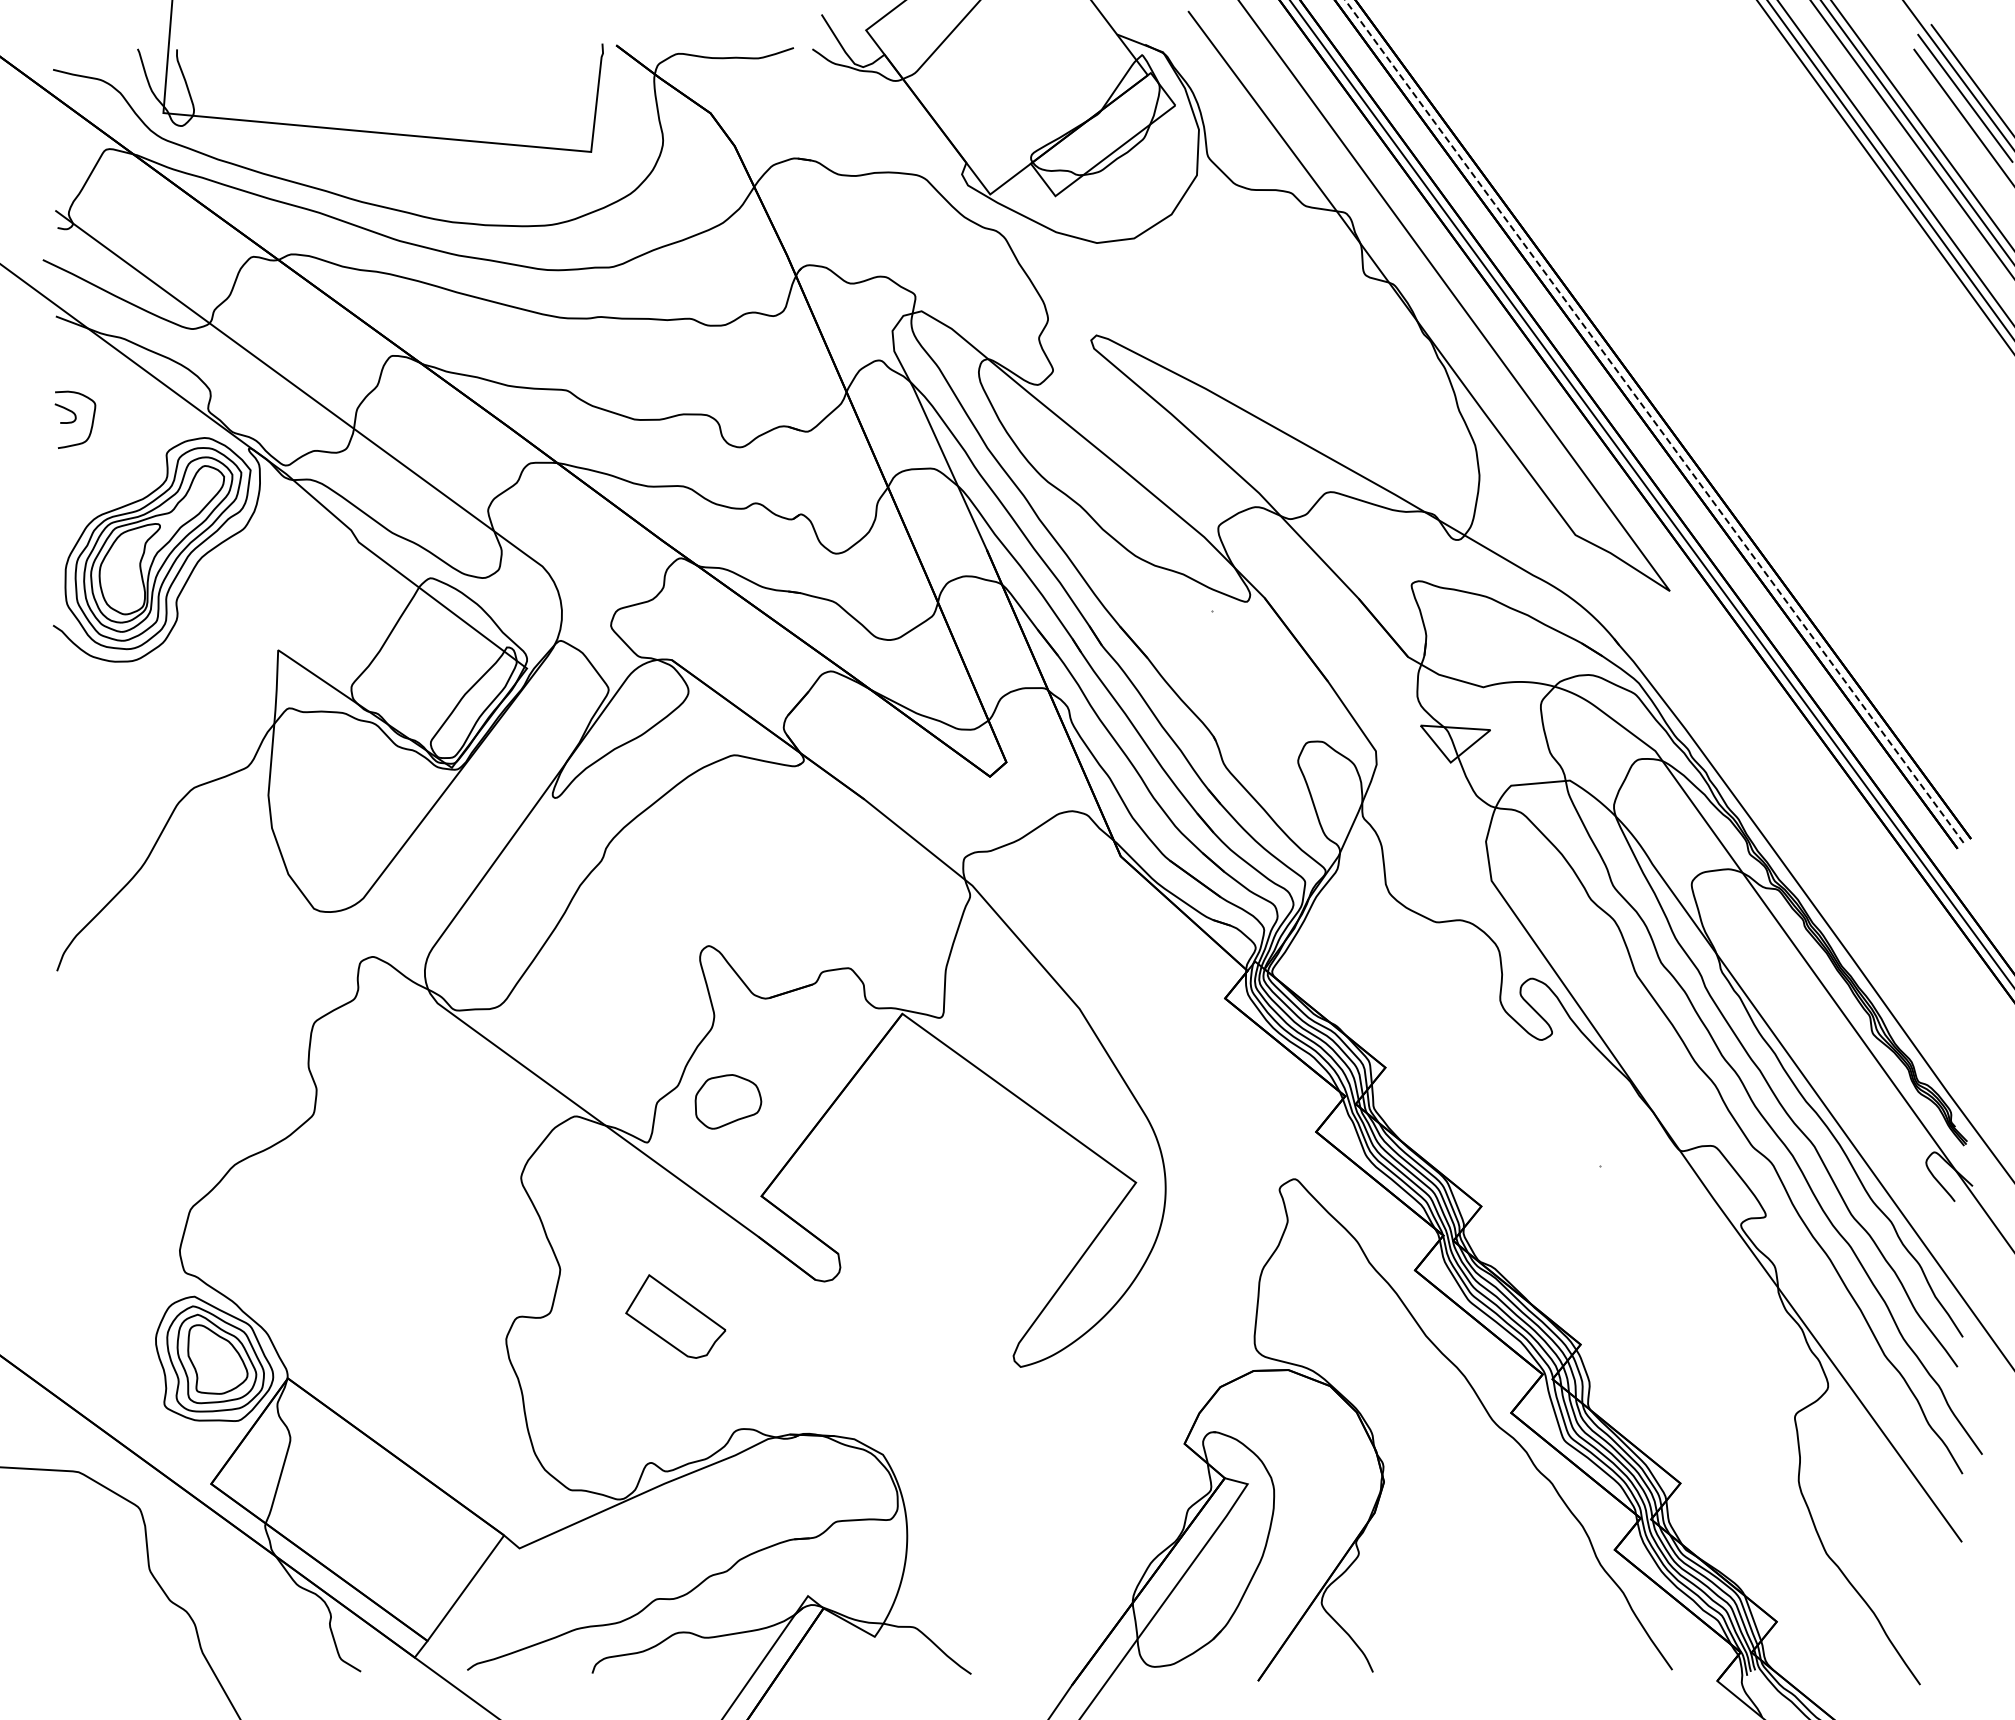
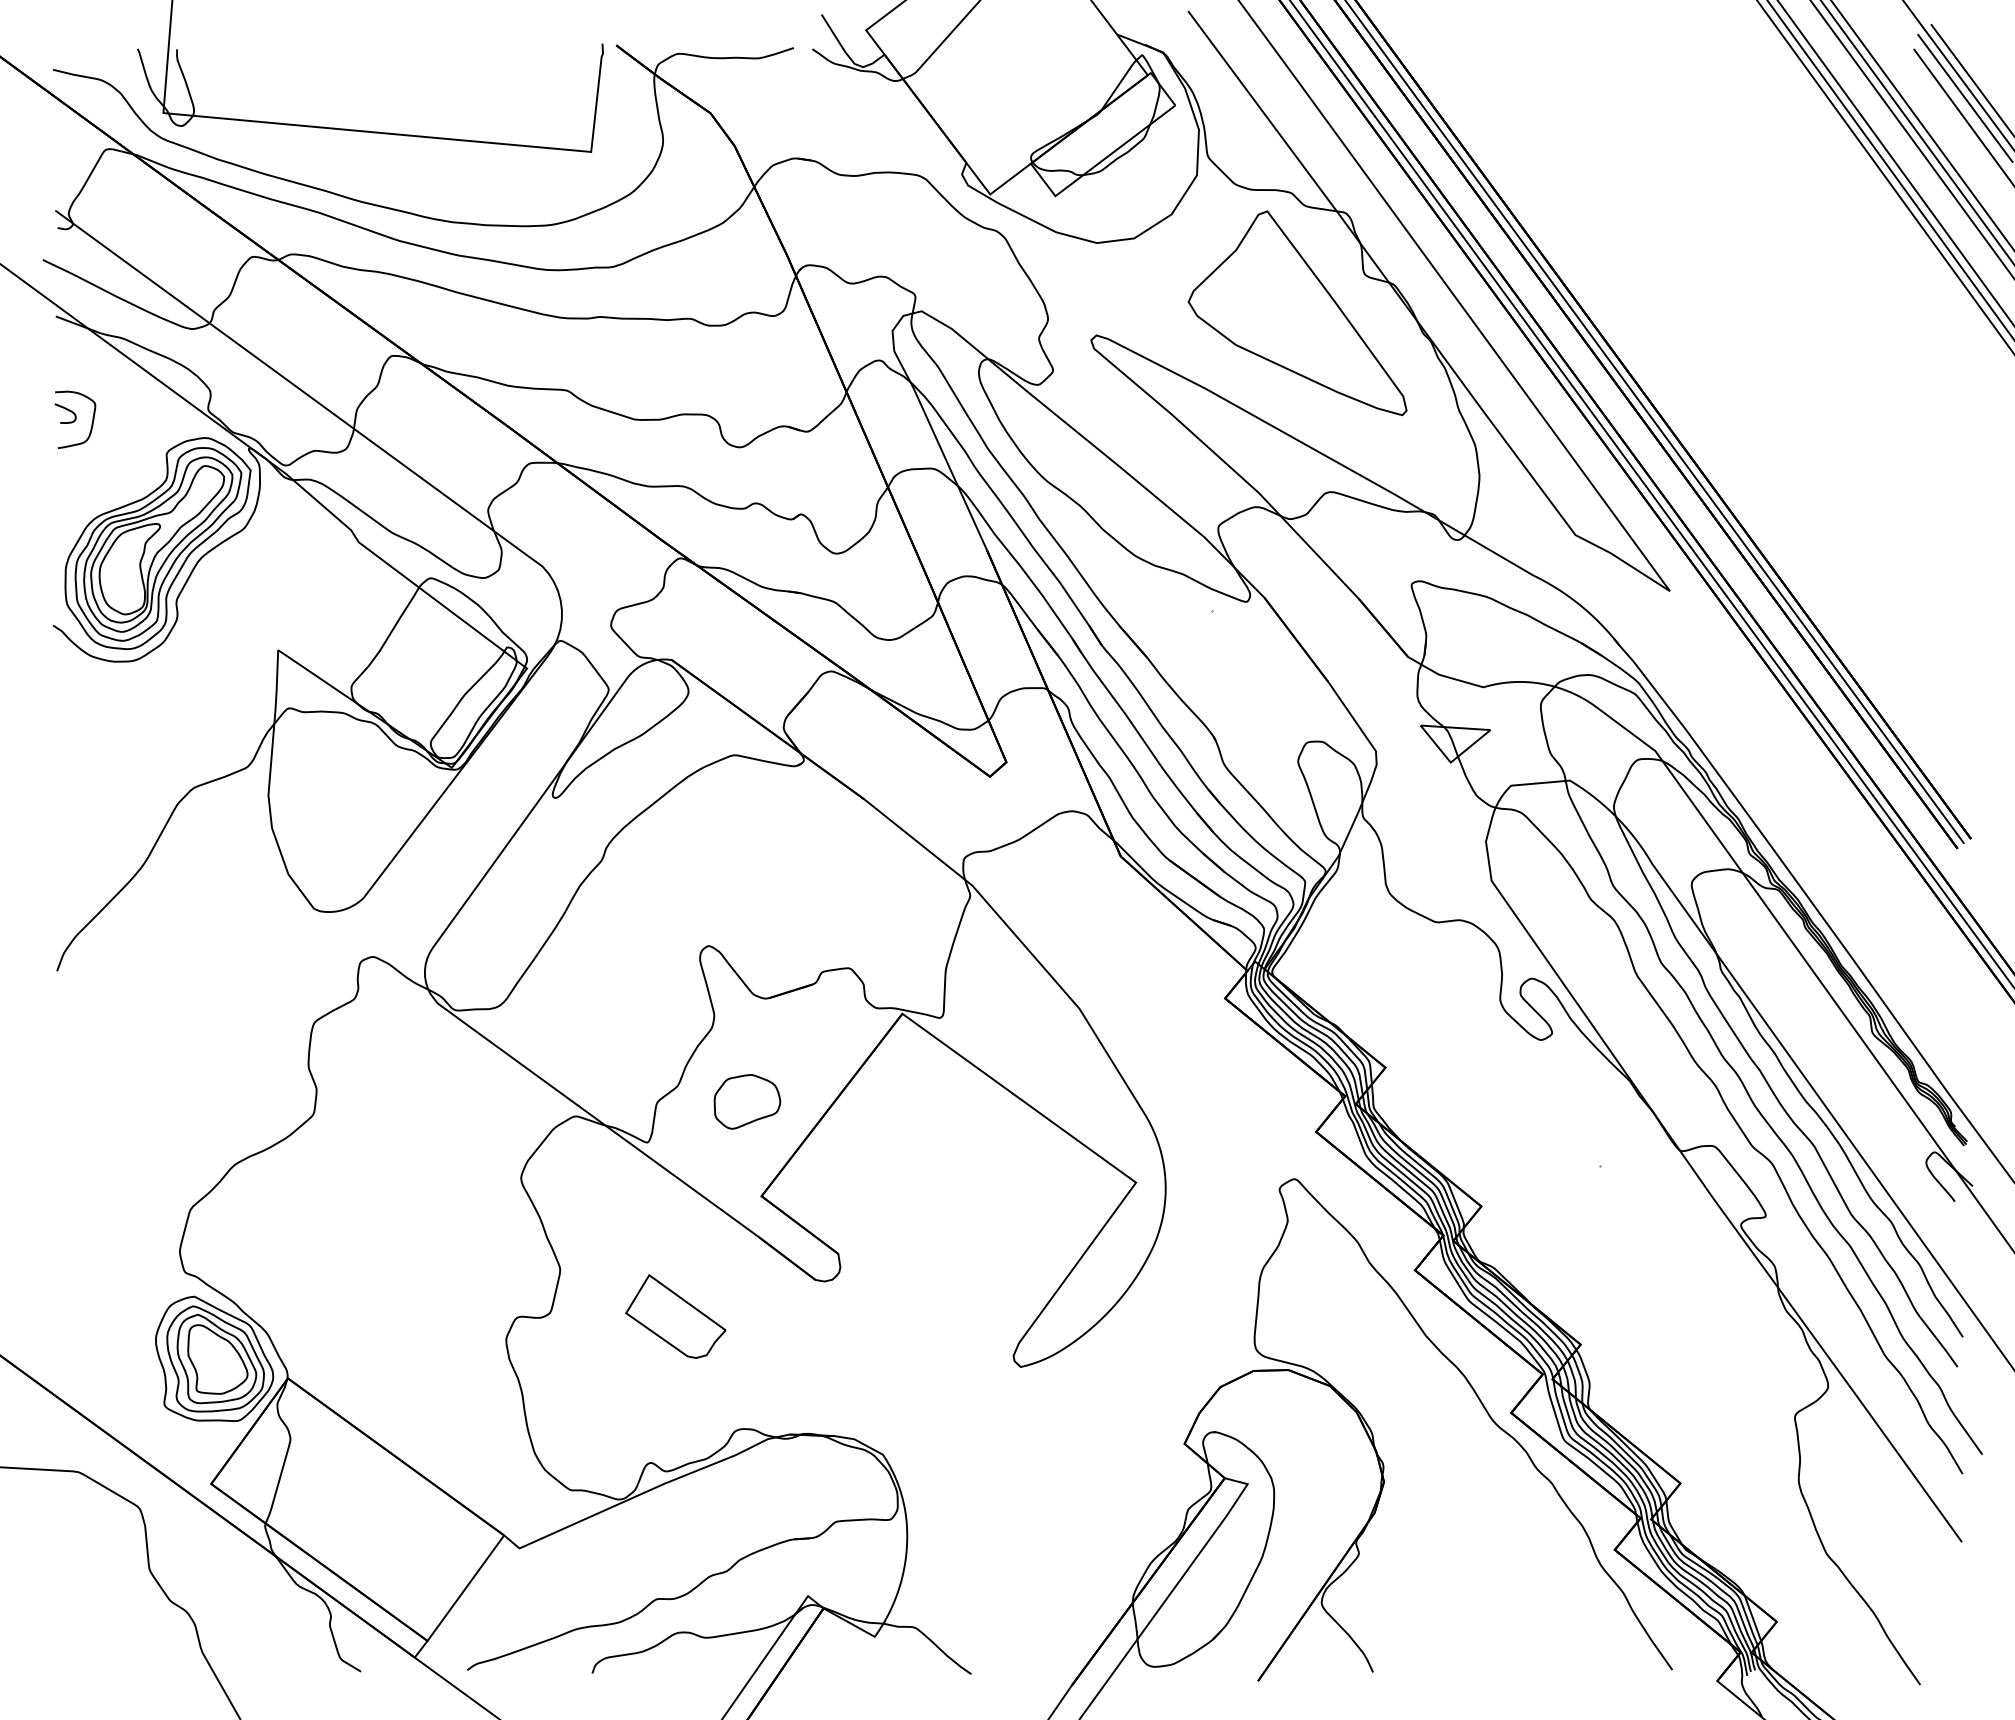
part: none -> present (1297, 313)
line: dashed -> solid (1654, 421)
part position: (728, 1101) -> (747, 1101) (747, 1101)
